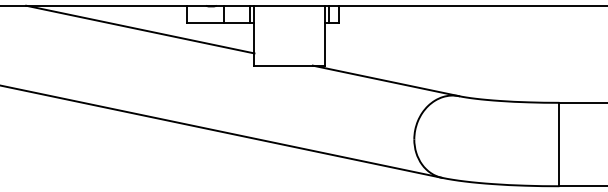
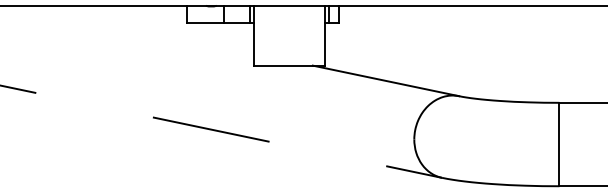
line: present -> none (140, 29)
line: solid -> dashed (221, 131)
